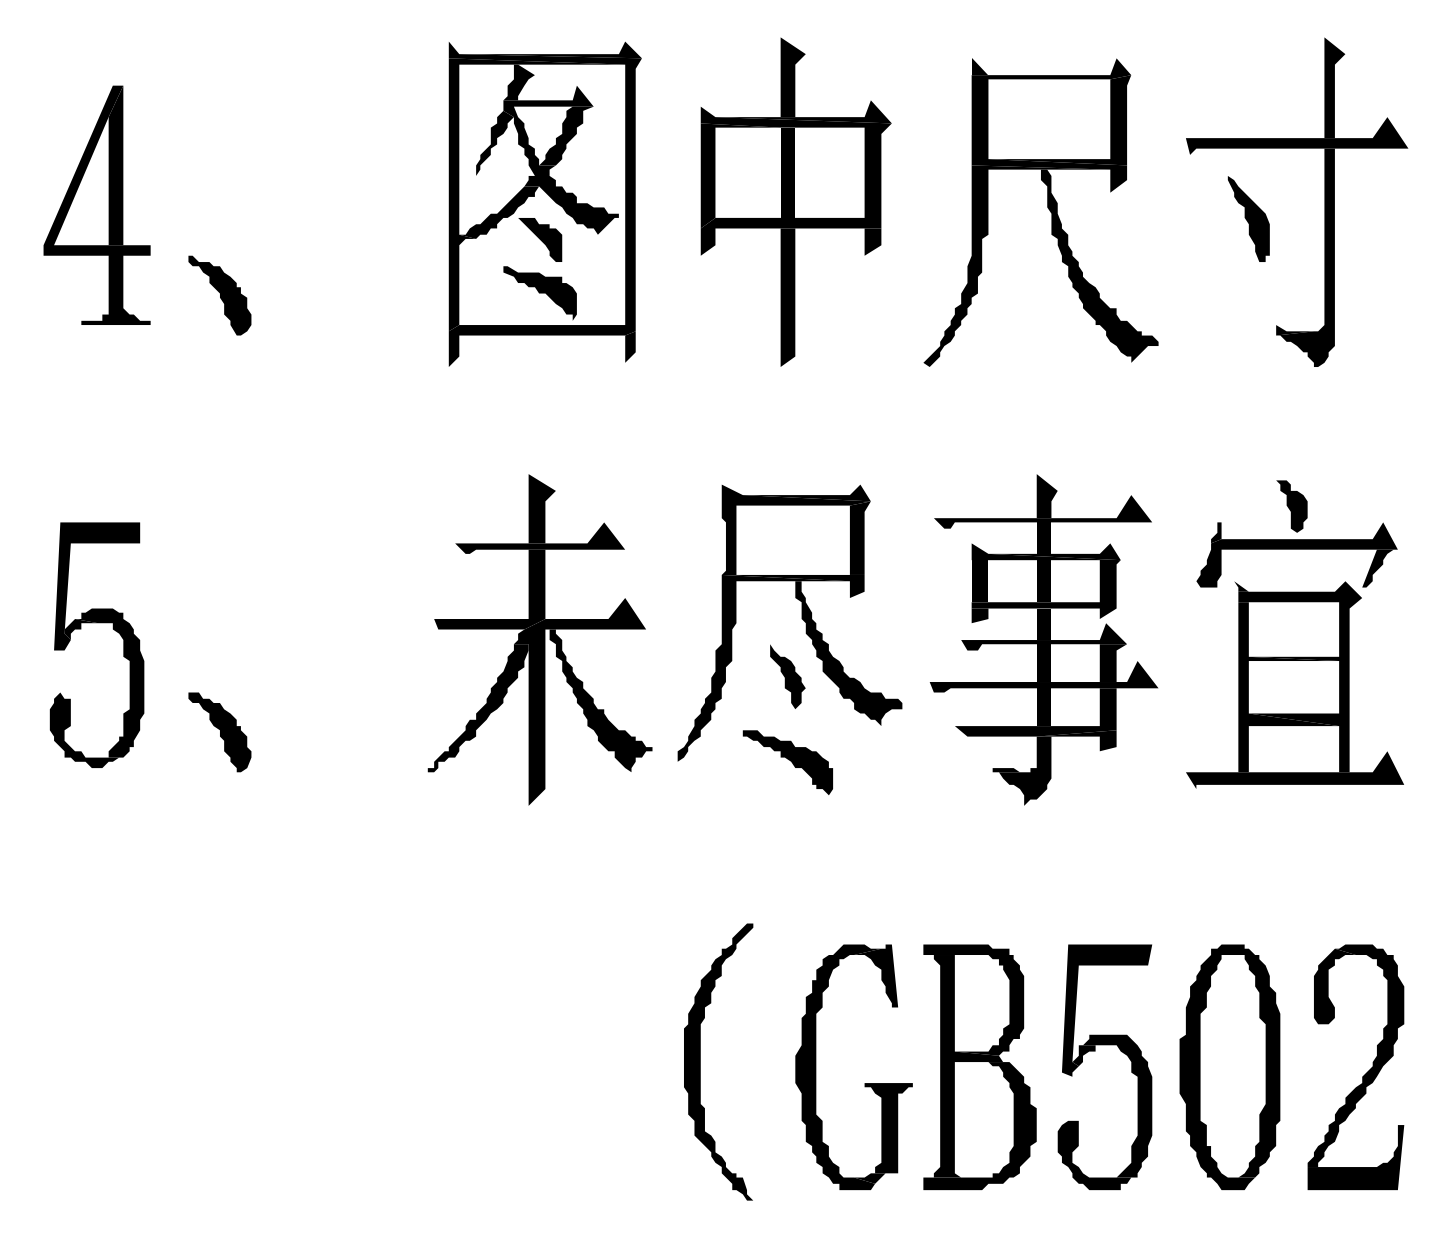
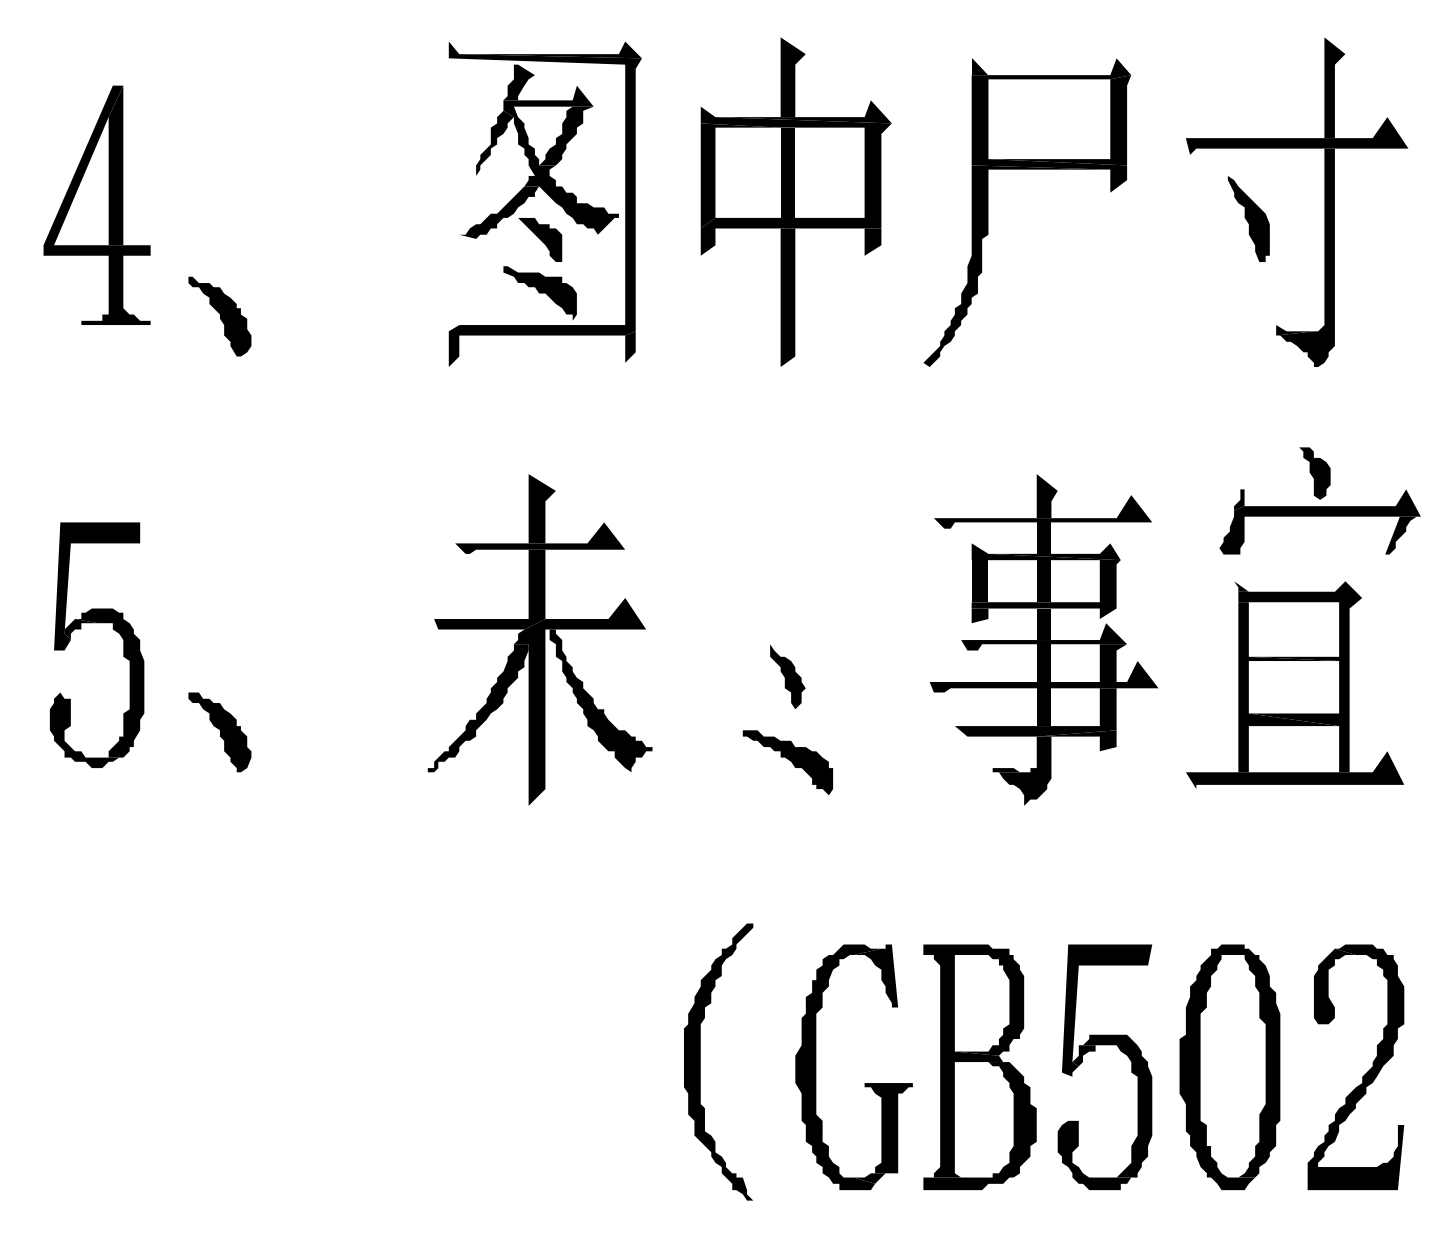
fill: present -> none (536, 194)
fill: present -> none (1099, 265)
part position: (219, 295) -> (219, 316) (219, 316)
part position: (1296, 533) -> (1319, 500) (1319, 500)
part: present -> none (801, 618)
